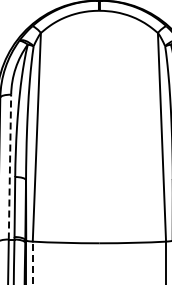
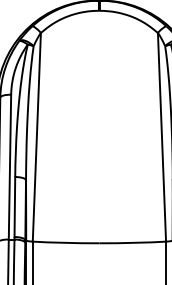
line: dashed -> solid (9, 166)
line: dashed -> solid (32, 262)
